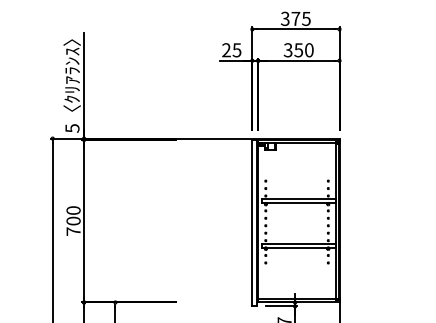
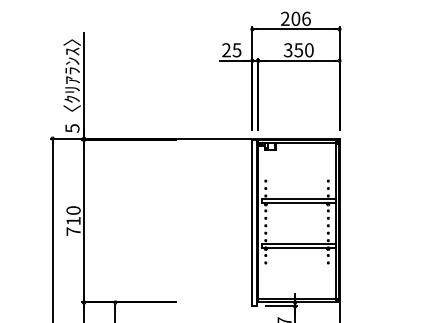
text: 375 -> 206 (295, 18)
text: 700 -> 710 (73, 220)
